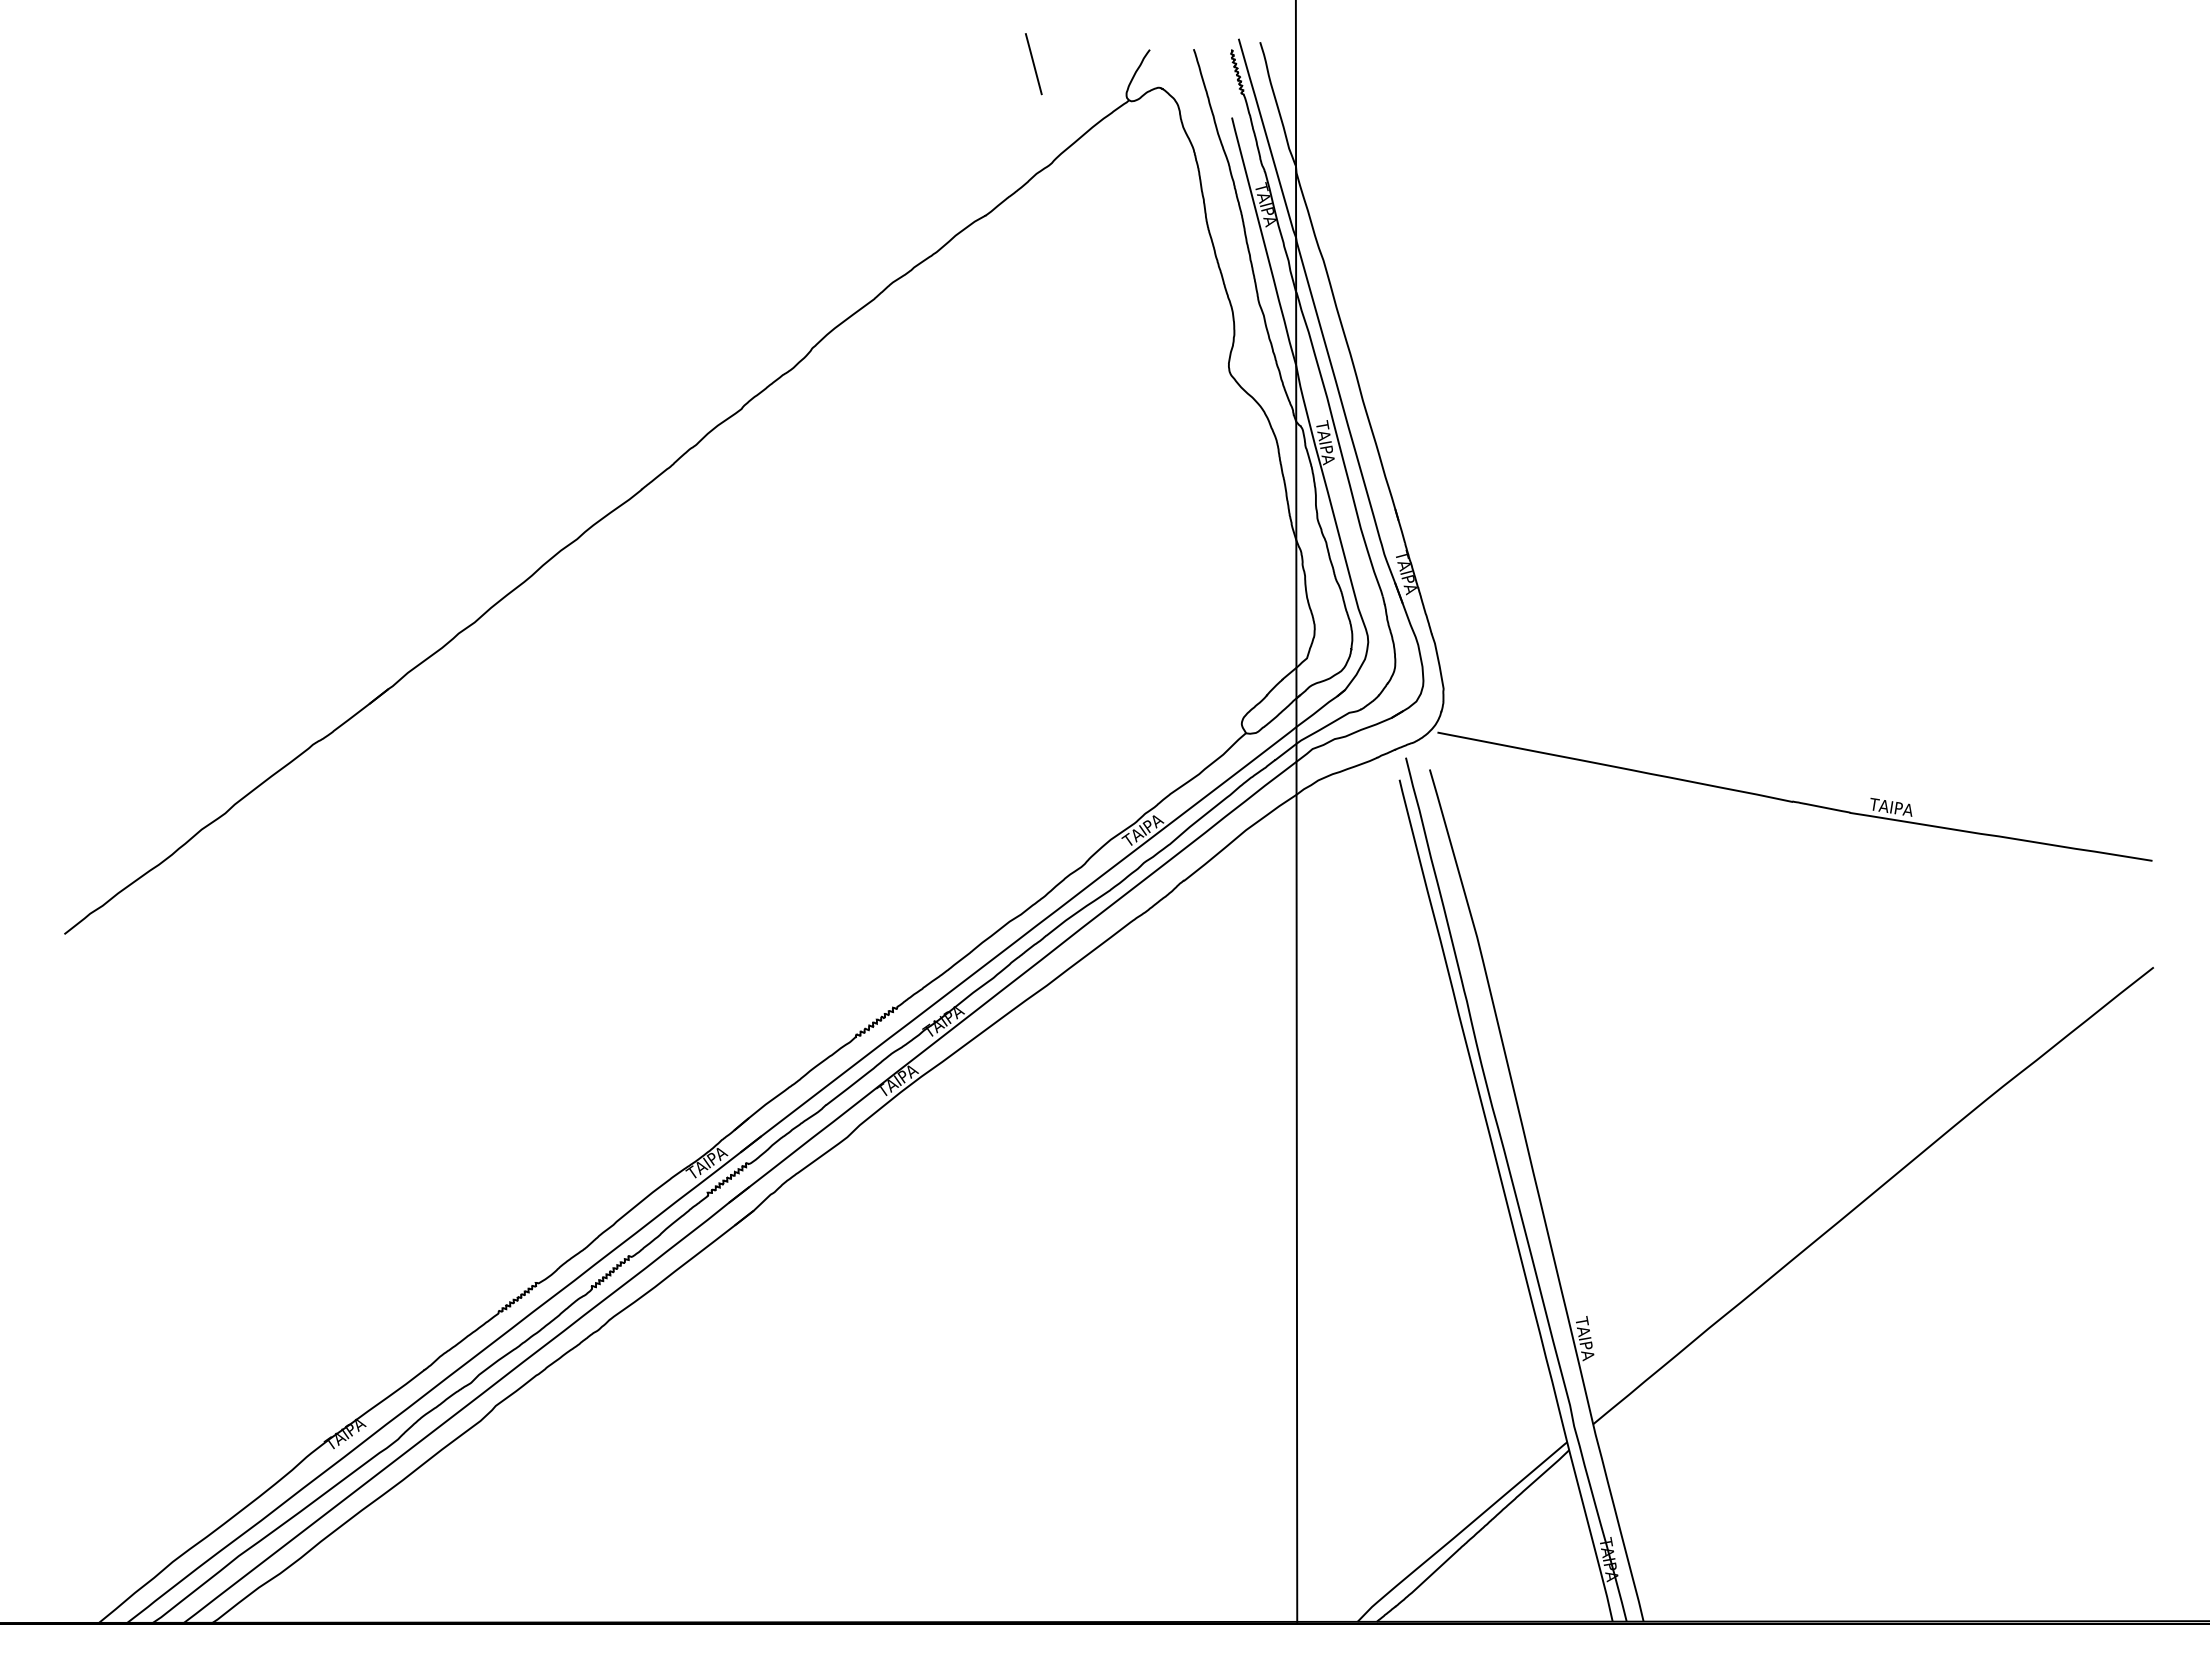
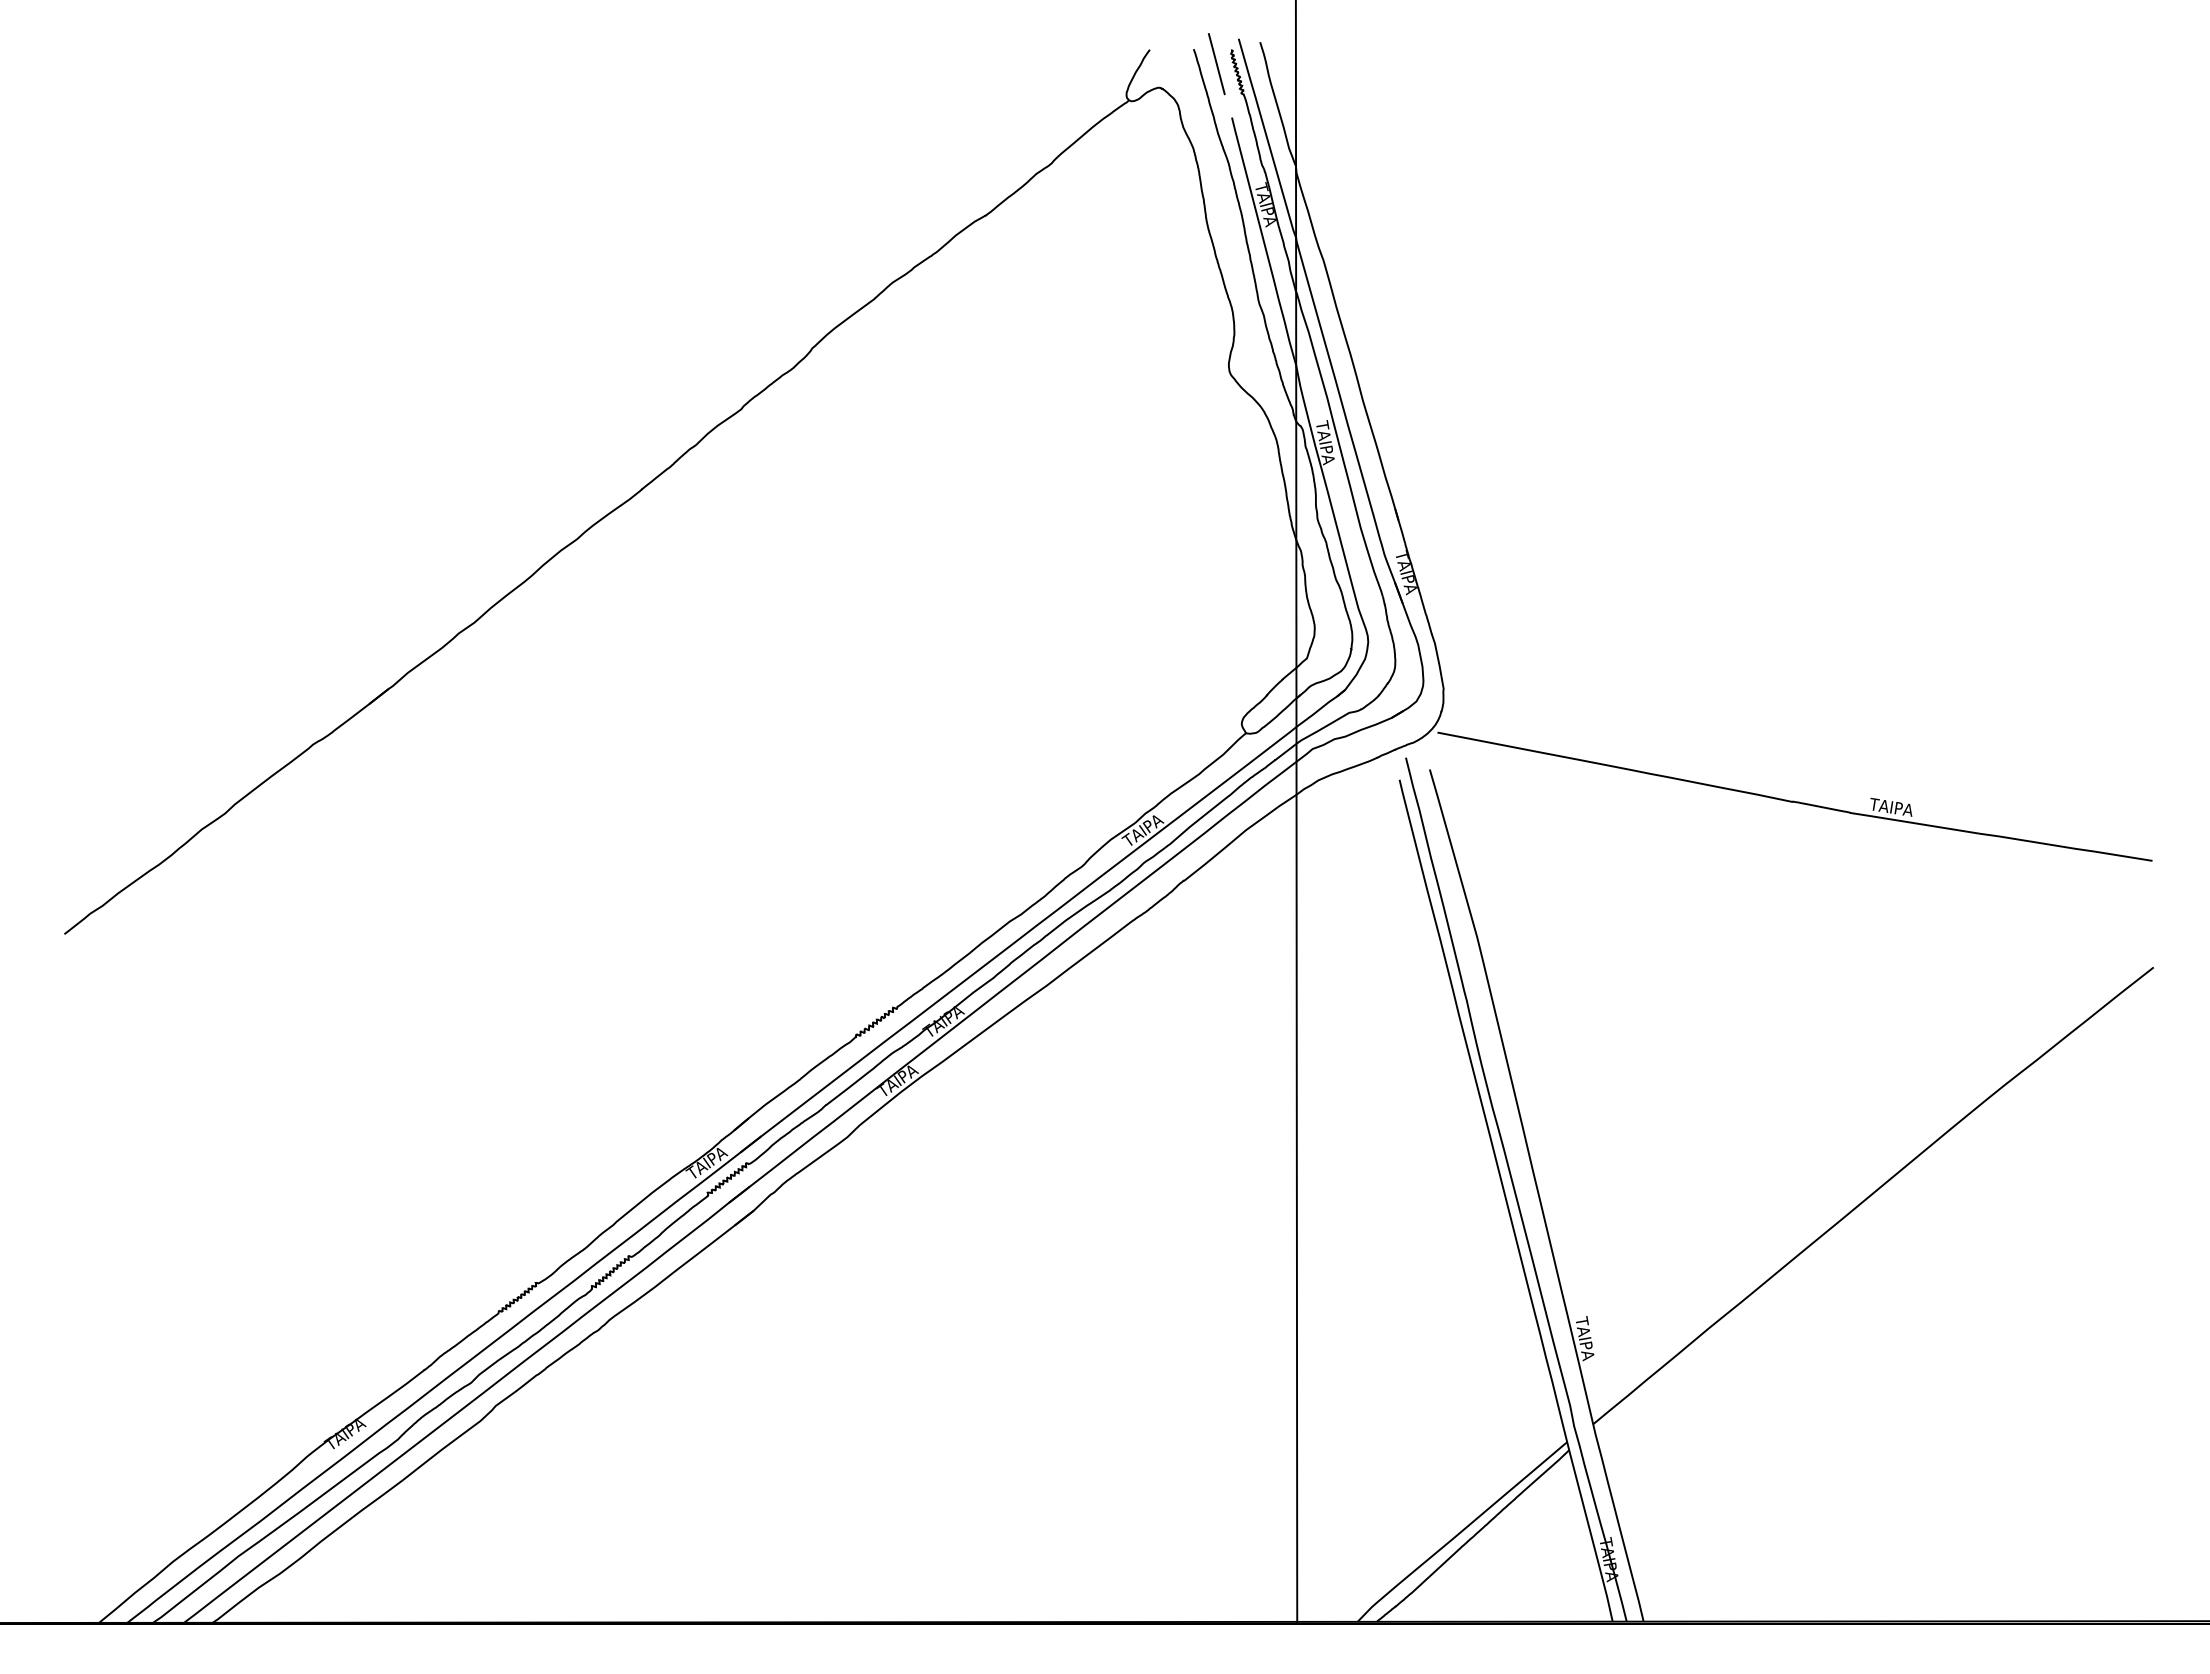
line position: (1033, 64) -> (1216, 64) (1216, 64)
